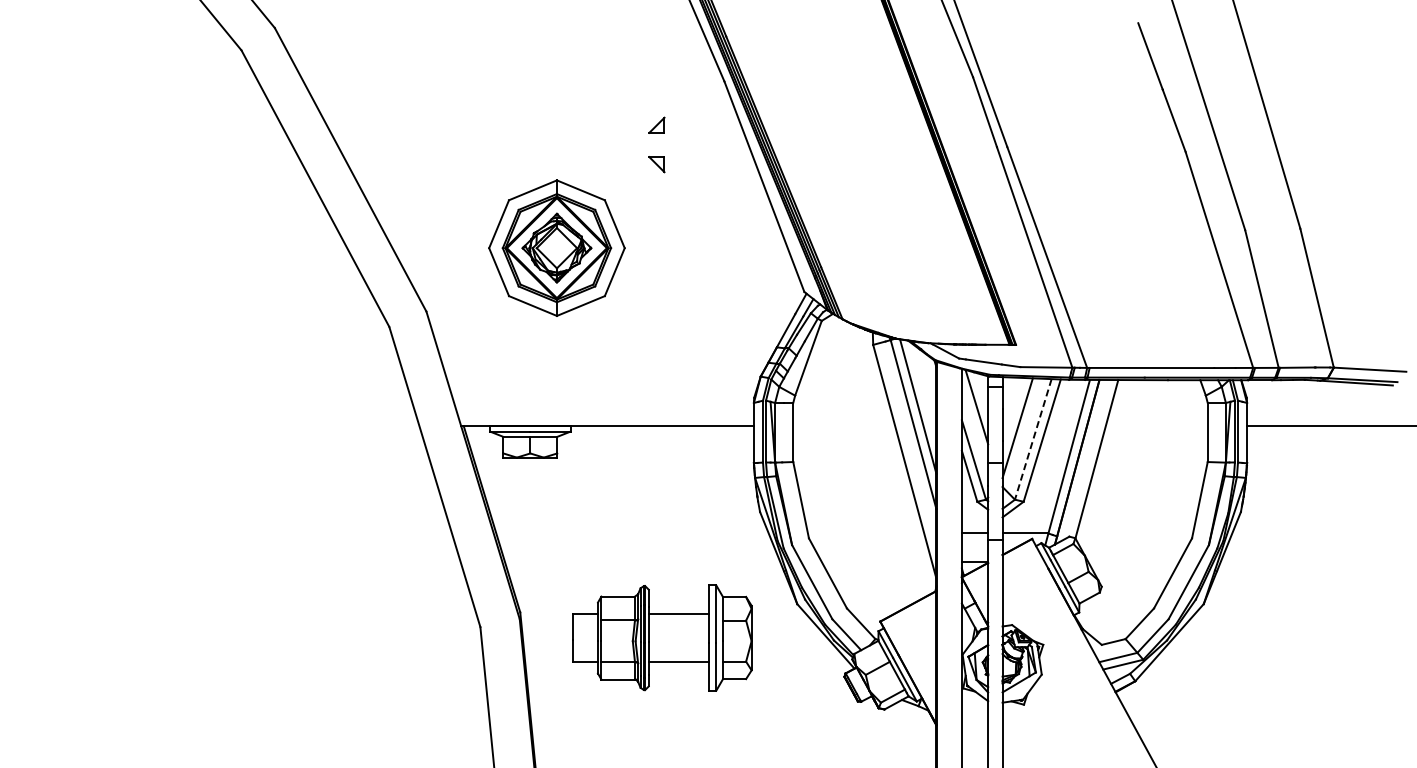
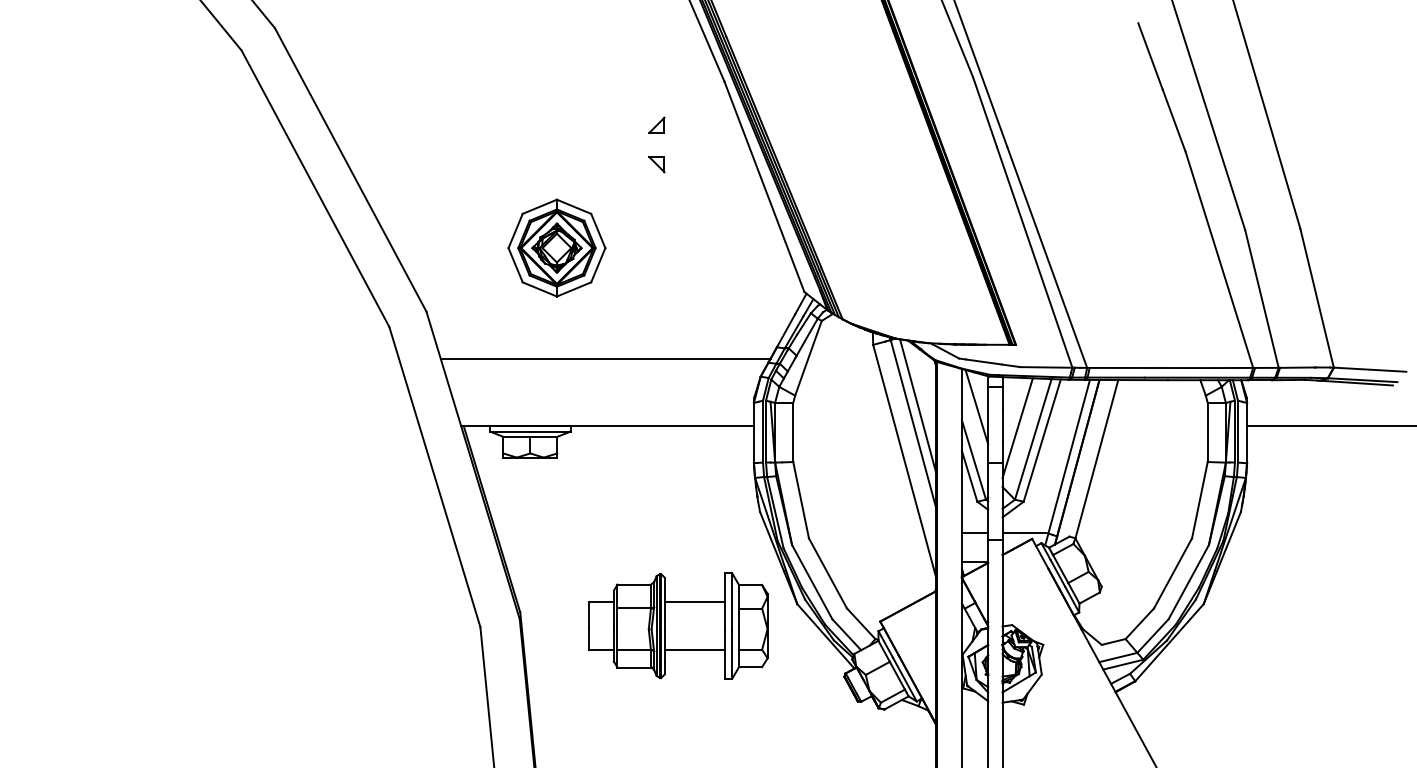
part size: 138x138 px -> 100x100 px (556, 247)
line: none -> present (605, 358)
line: dashed -> solid (1033, 439)
part position: (662, 637) -> (678, 625) (678, 625)
